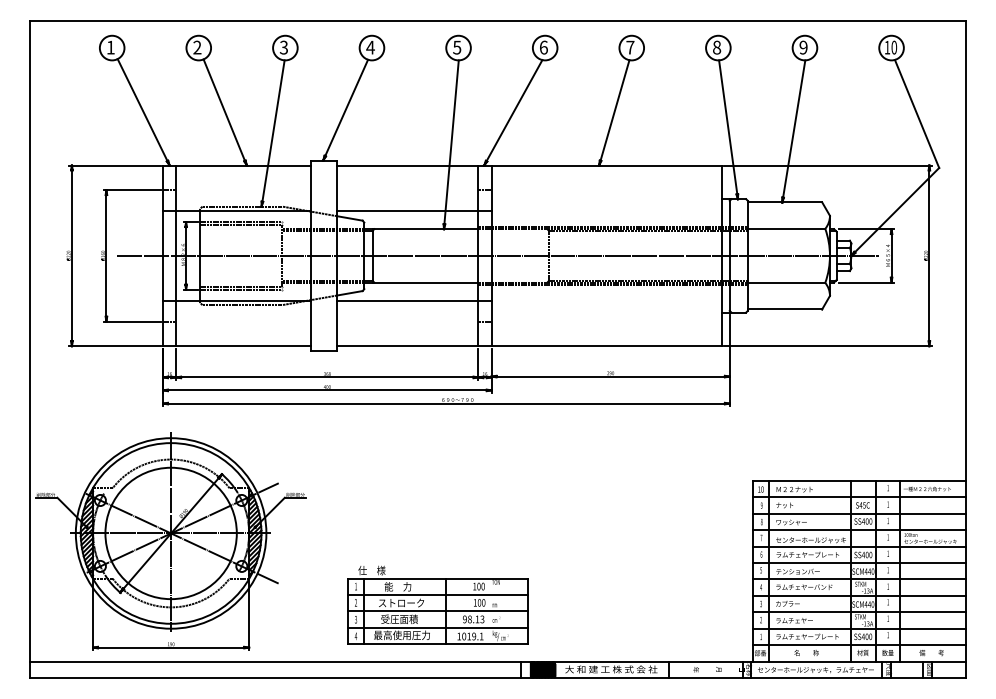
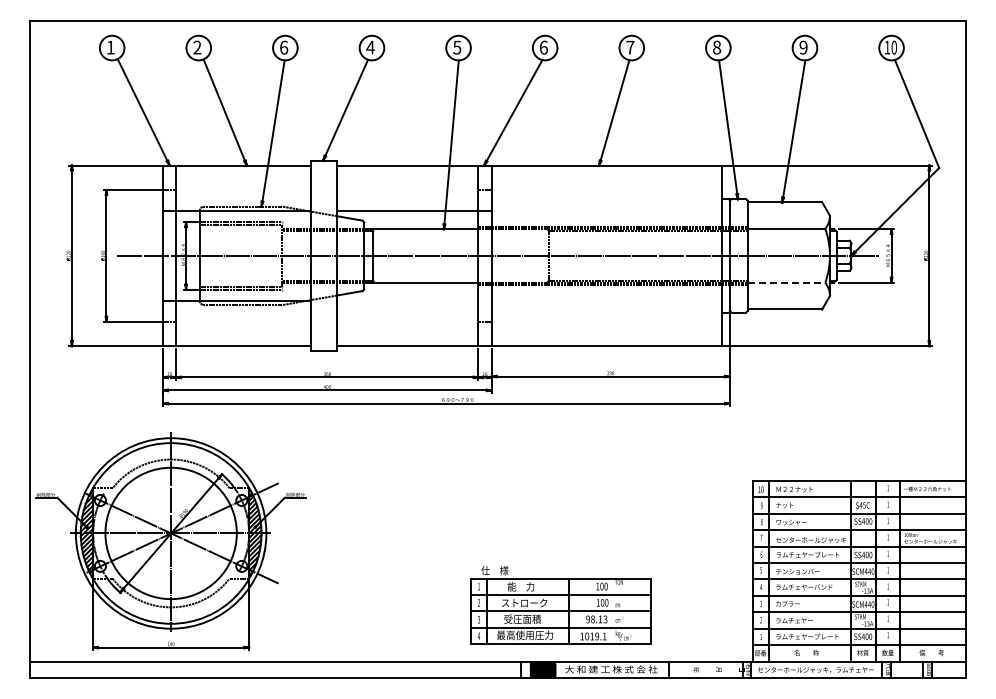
text: 3 -> 6 (283, 47)
line: solid -> dashed (786, 282)
line: present -> none (414, 301)
part position: (437, 604) -> (560, 604) (560, 604)
